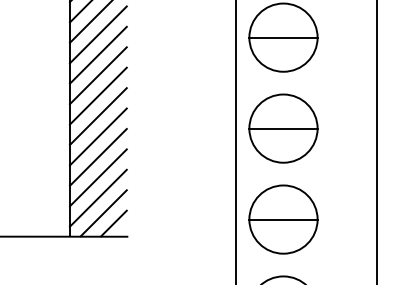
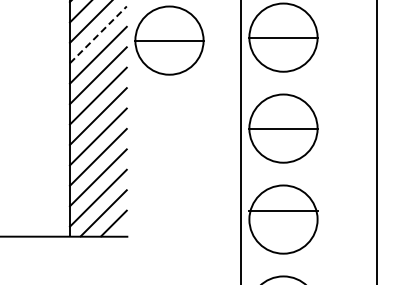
line: solid -> dashed (98, 34)
part: none -> present (169, 40)
line position: (235, 141) -> (240, 141) (240, 141)
line position: (283, 219) -> (283, 210) (283, 210)
